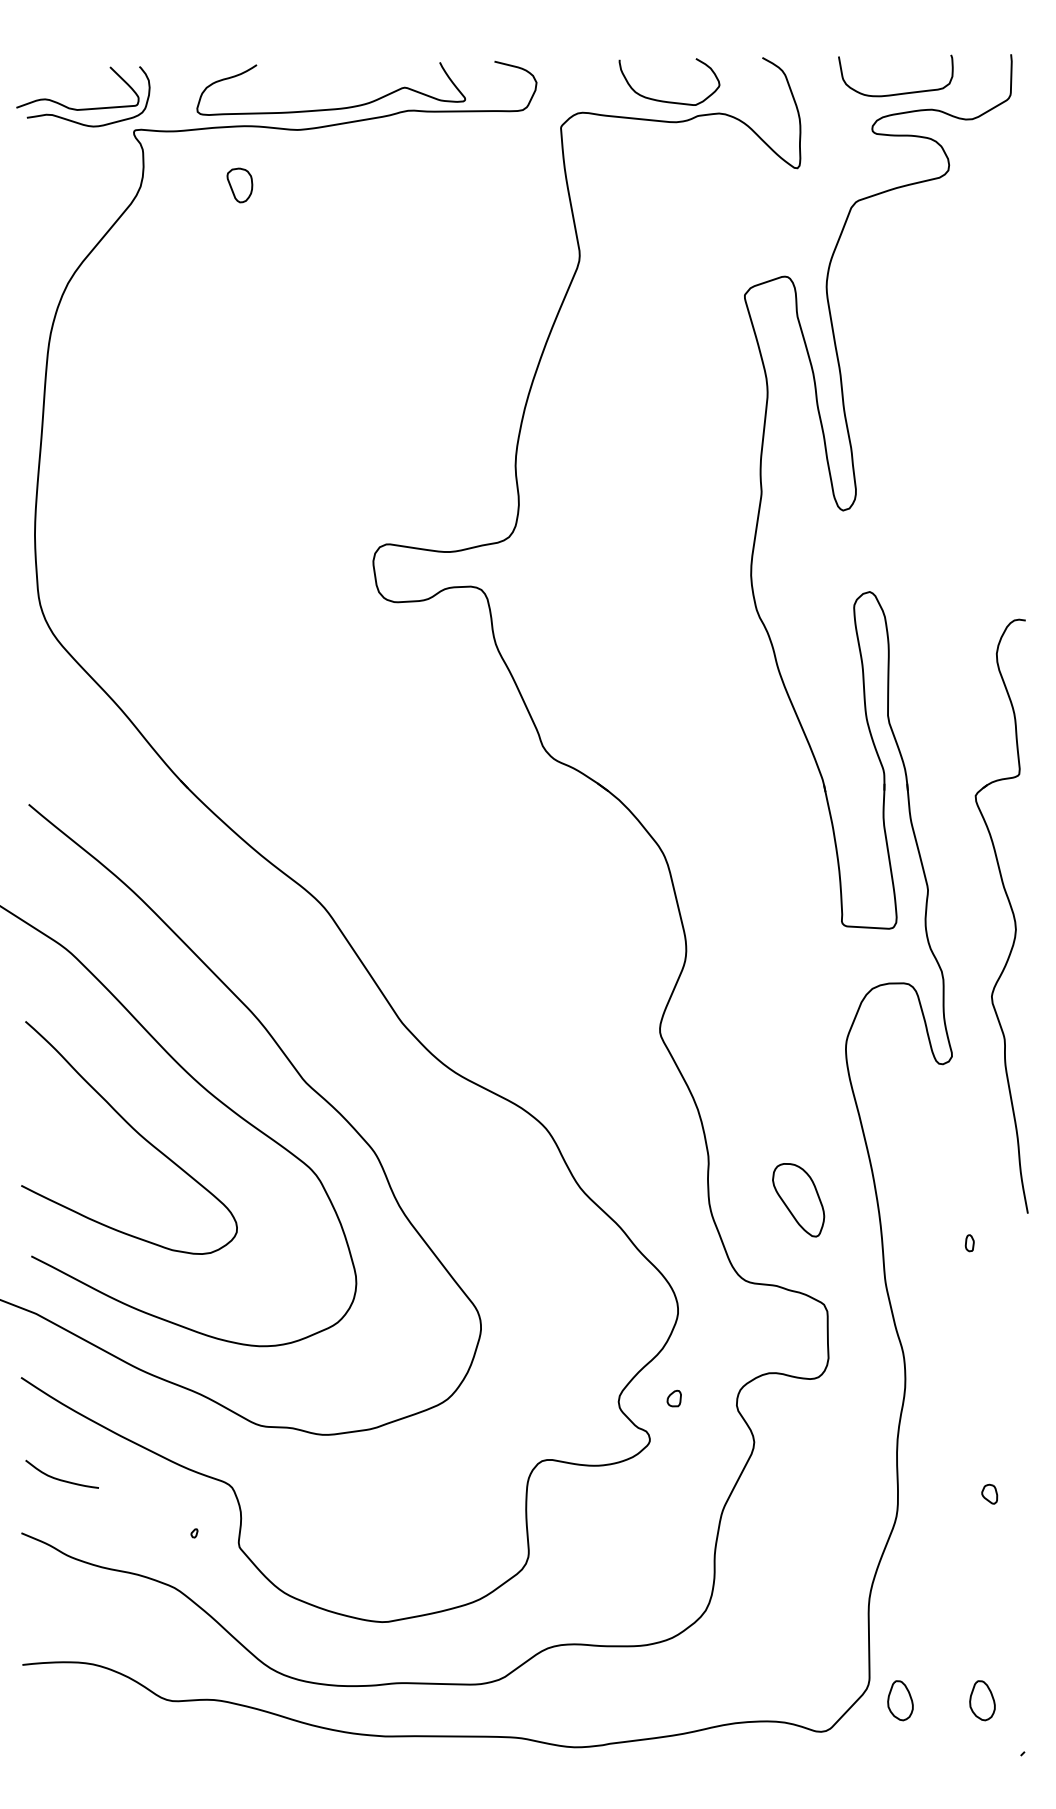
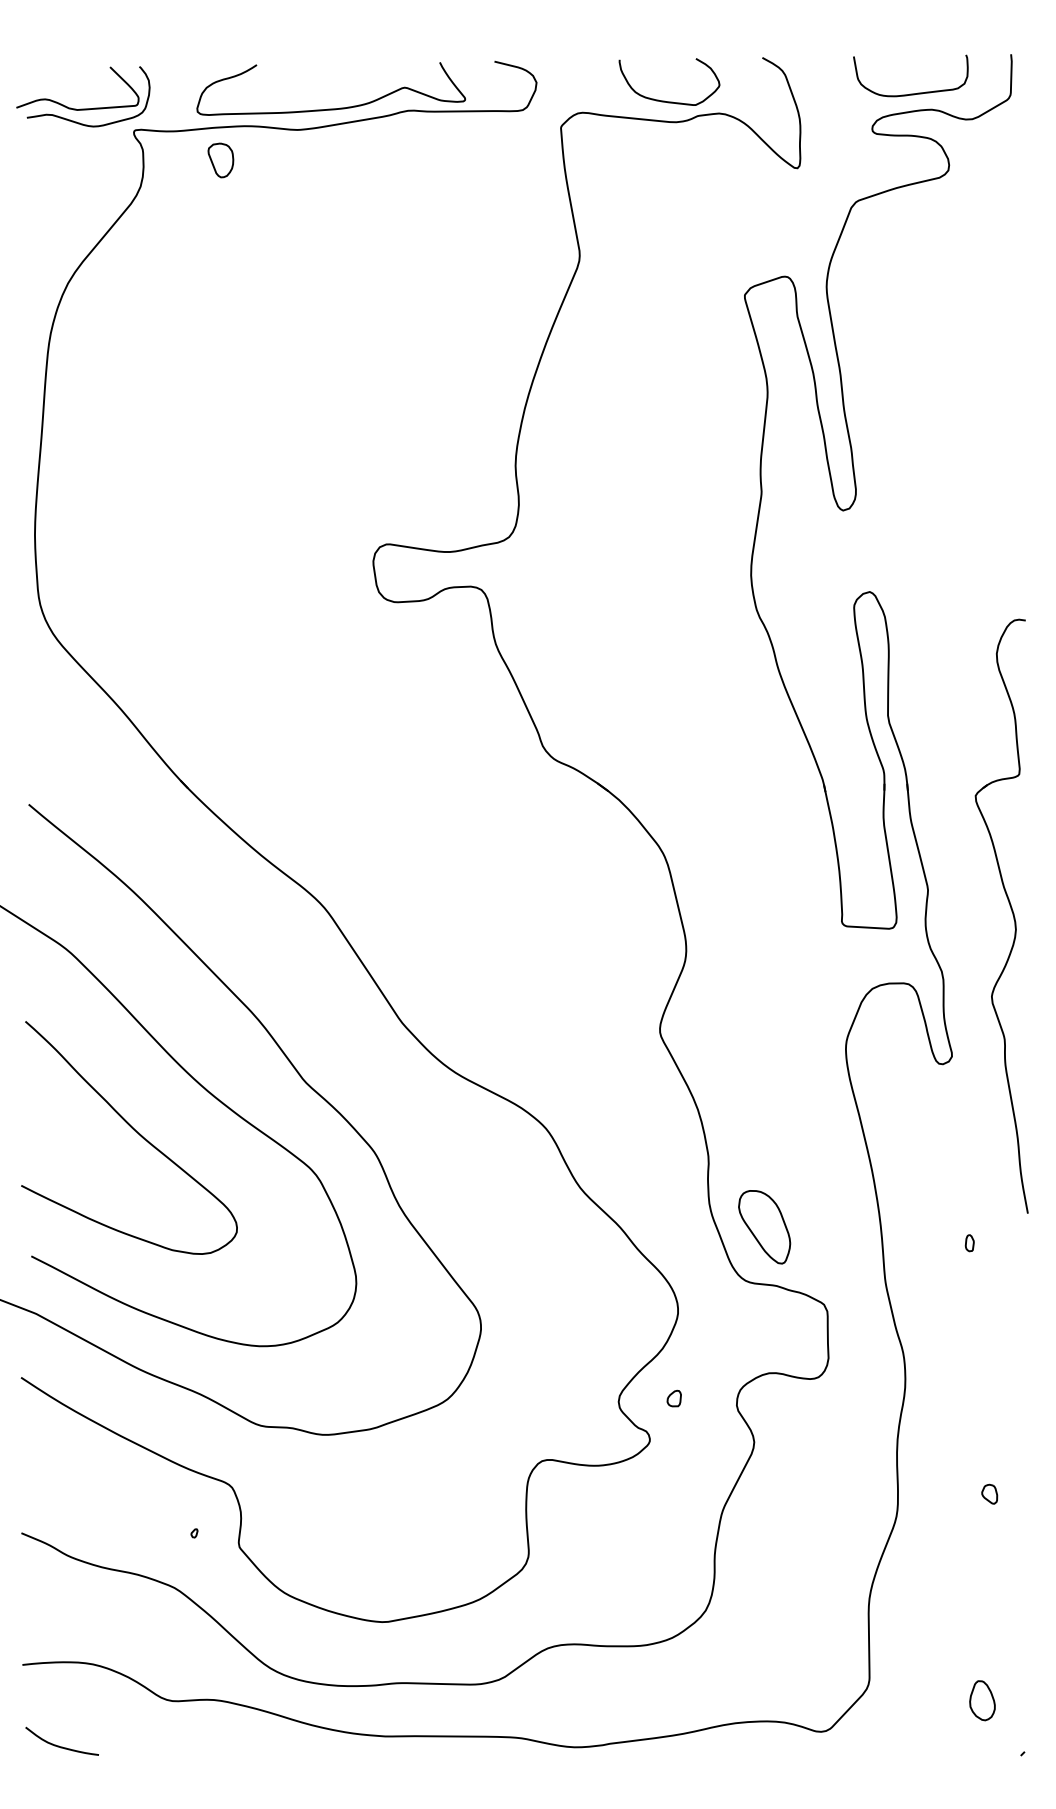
curve position: (895, 93) -> (910, 93) (910, 93)
part position: (239, 185) -> (220, 160) (220, 160)
part position: (798, 1200) -> (764, 1227) (764, 1227)
curve position: (59, 1478) -> (59, 1745) (59, 1745)
part: present -> none (900, 1700)
